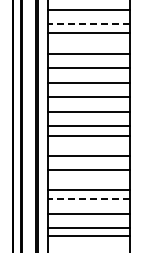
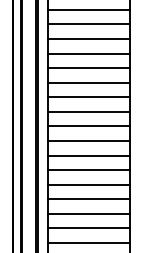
line: dashed -> solid (89, 24)
line position: (89, 33) -> (89, 39) (89, 39)
line position: (89, 135) -> (89, 140) (89, 140)
line position: (89, 189) -> (89, 184) (89, 184)
line: dashed -> solid (89, 199)
line position: (89, 235) -> (89, 242) (89, 242)
